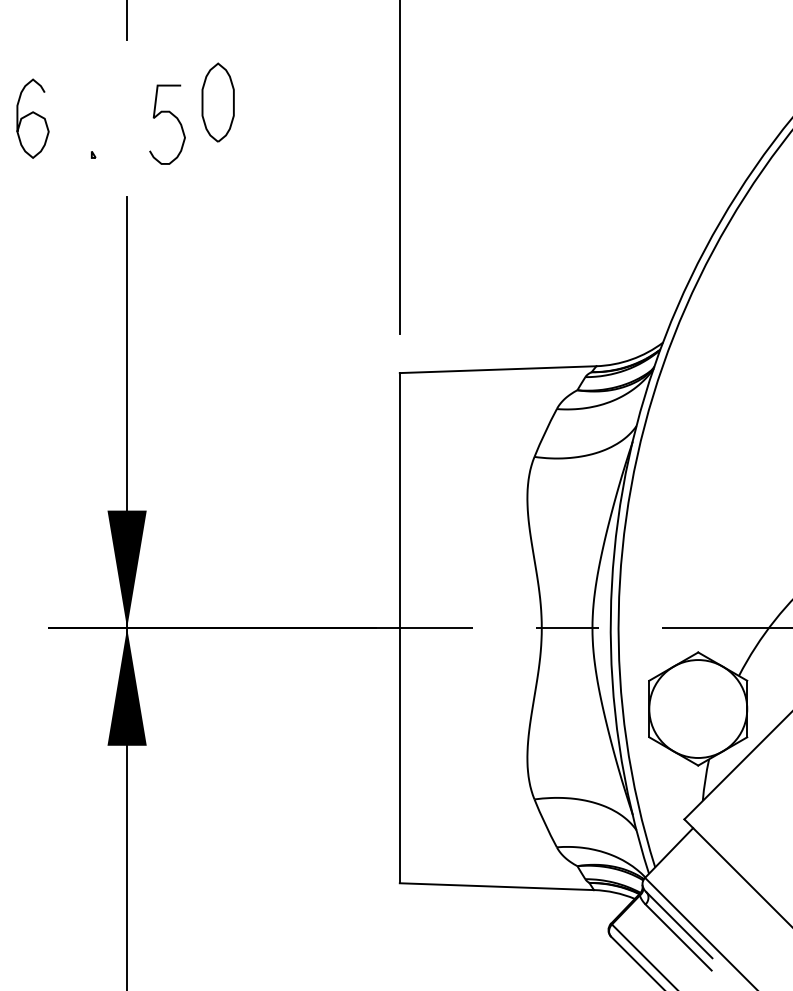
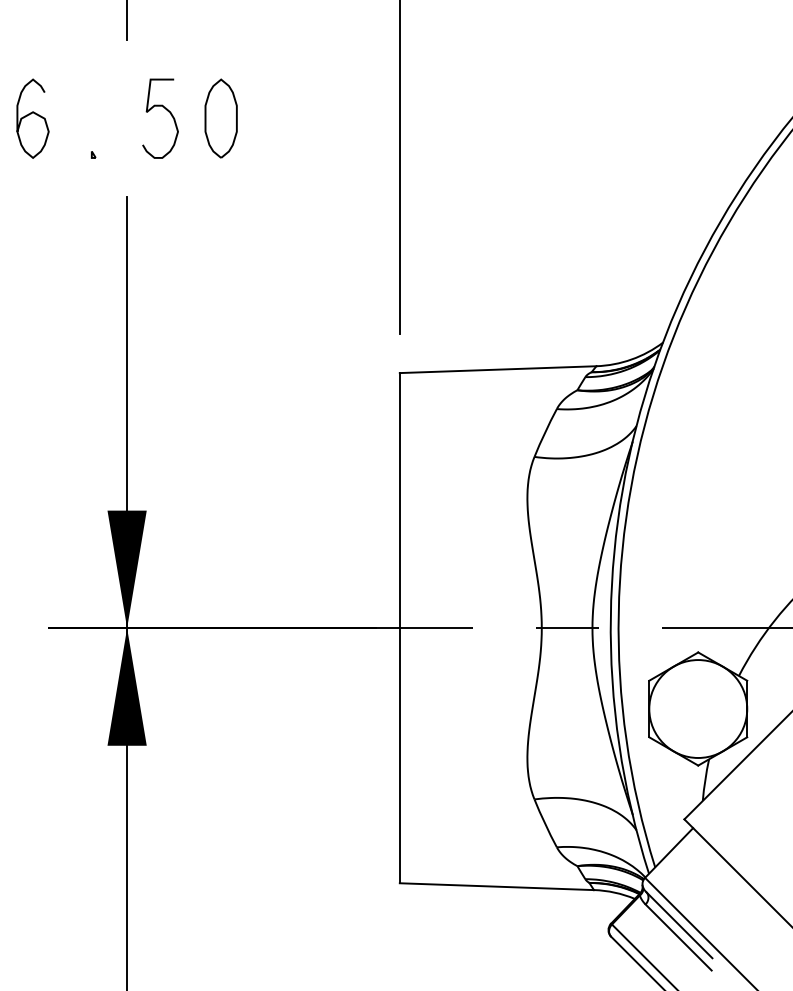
part position: (217, 102) -> (220, 118) (220, 118)
curve position: (174, 117) -> (167, 111) (167, 111)
